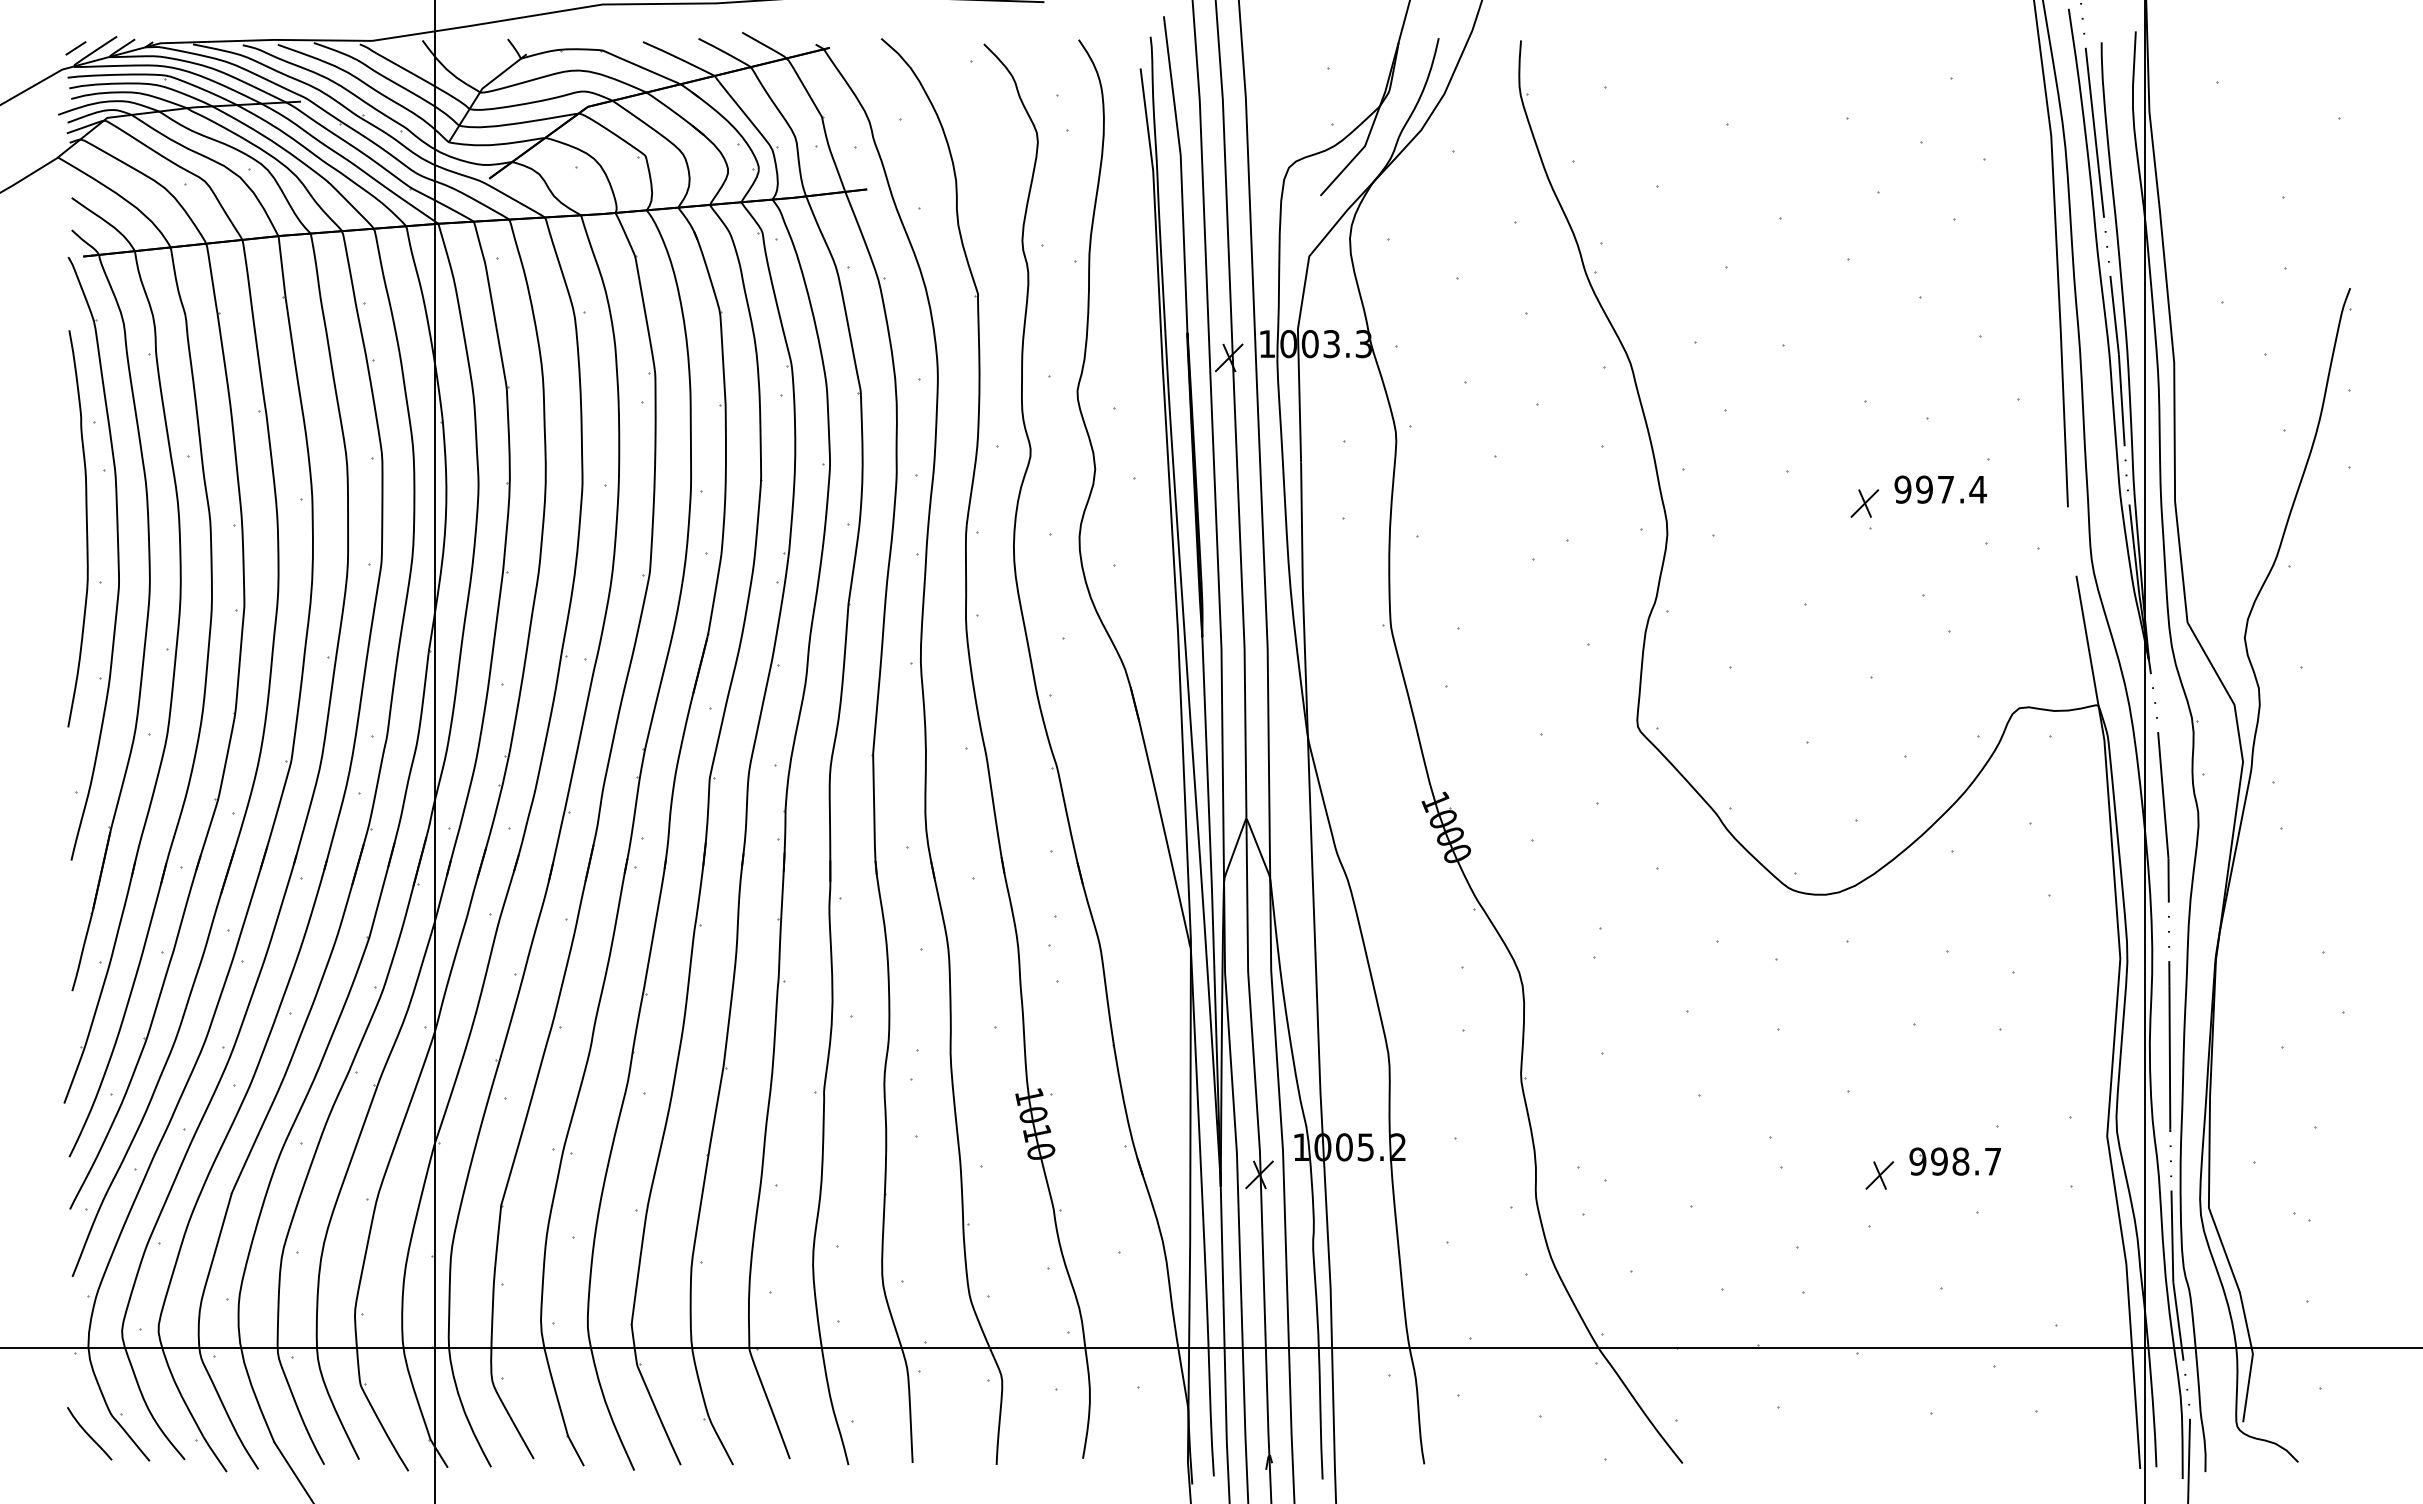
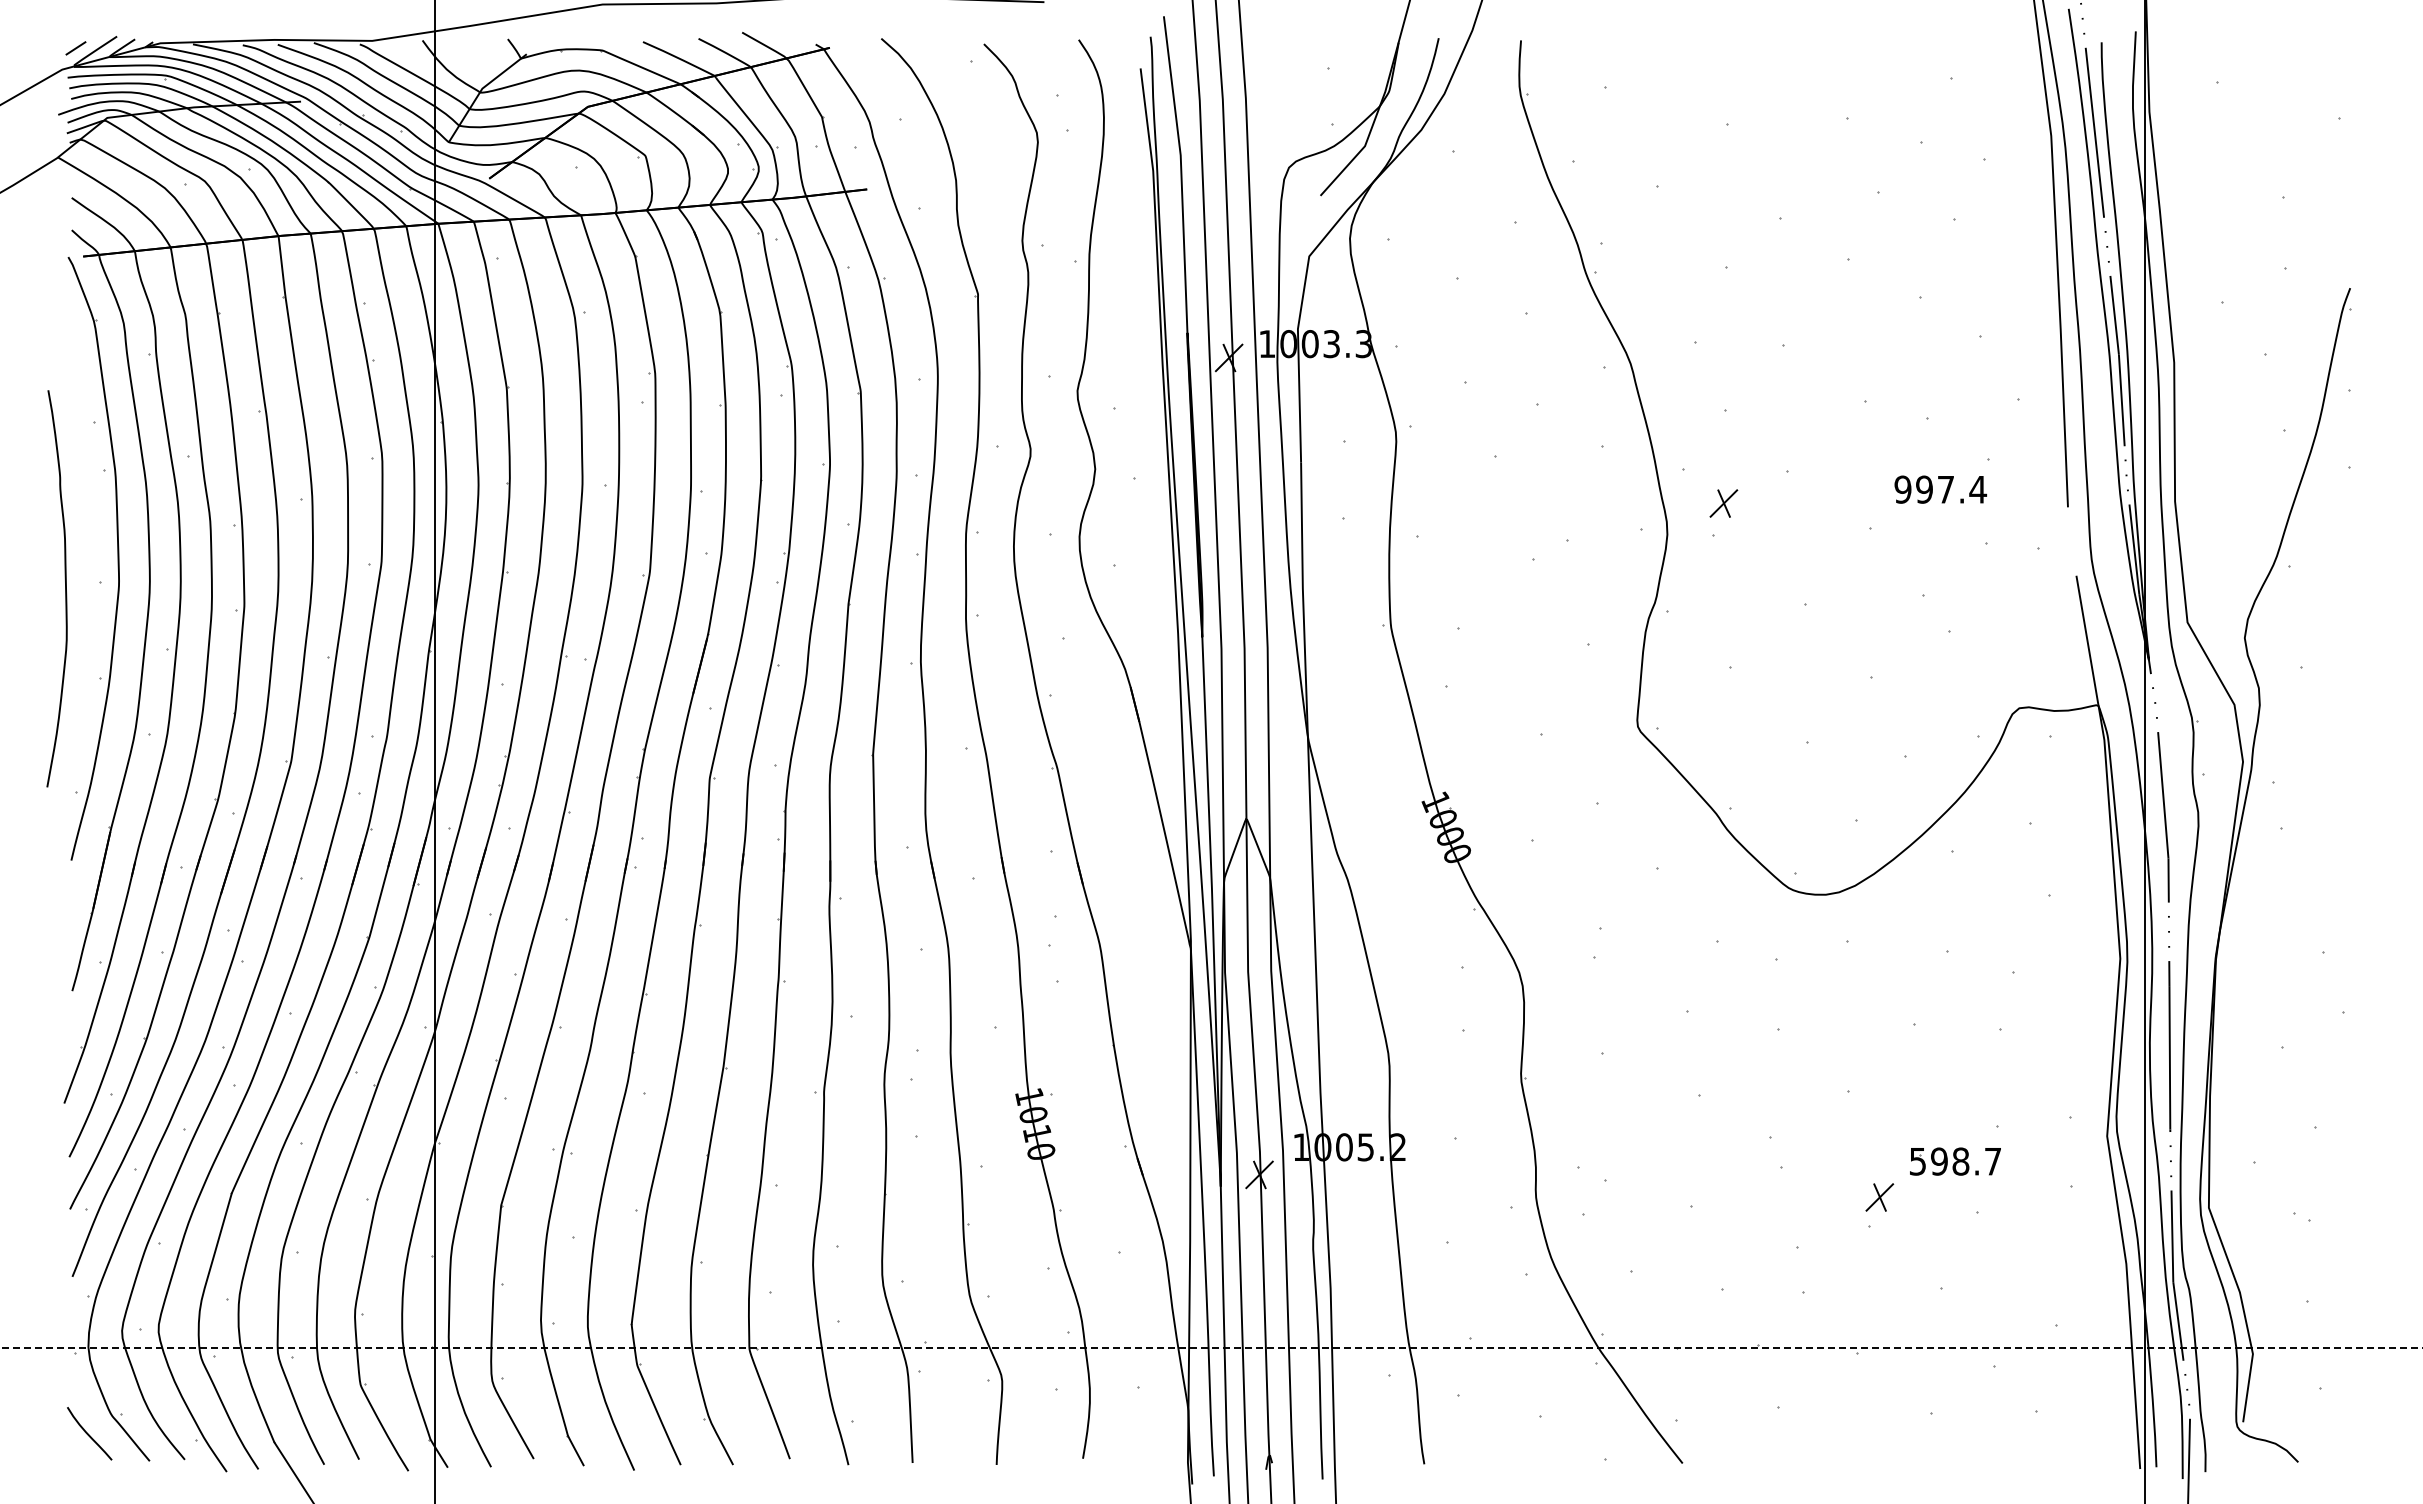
part position: (1864, 503) -> (1723, 503) (1723, 503)
curve position: (86, 528) -> (65, 588) (65, 588)
text: 998.7 -> 598.7 (1917, 1161)
part position: (1879, 1175) -> (1879, 1197) (1879, 1197)
line: solid -> dashed (1211, 1347)
